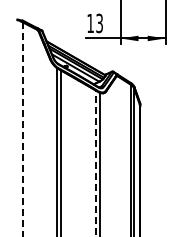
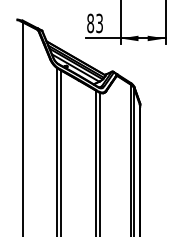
text: 13 -> 83 (90, 23)
line: dashed -> solid (22, 129)
line: dashed -> solid (95, 163)
